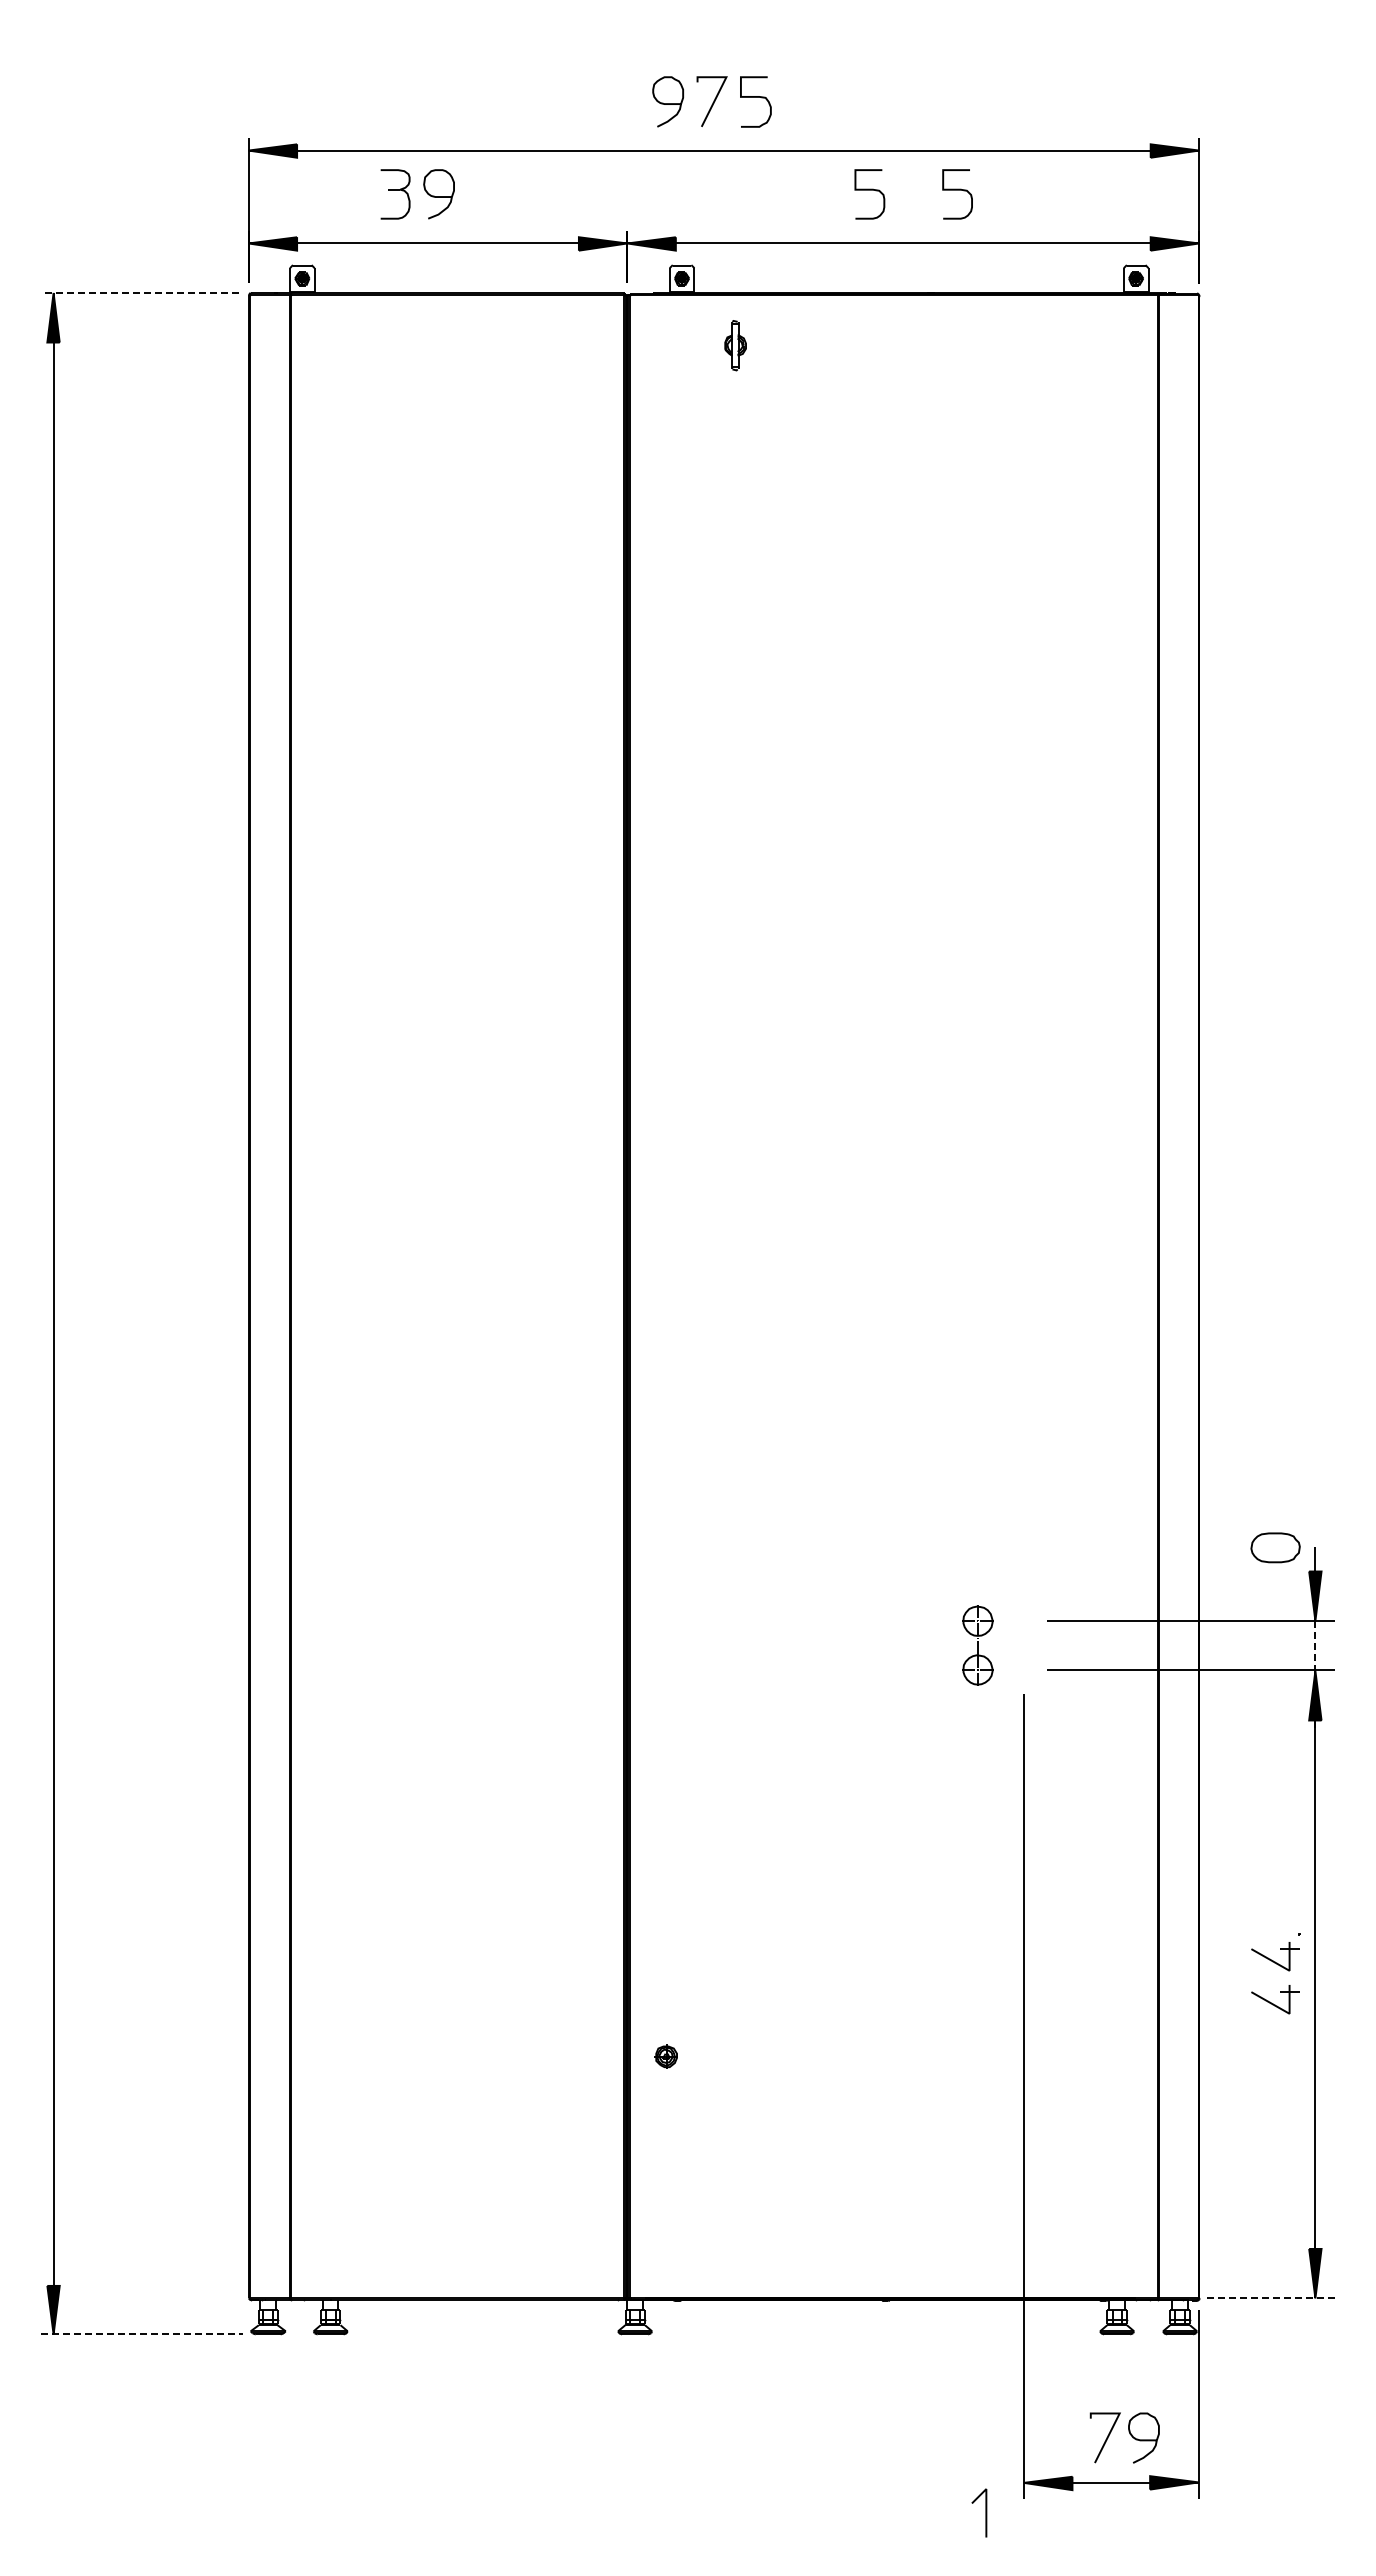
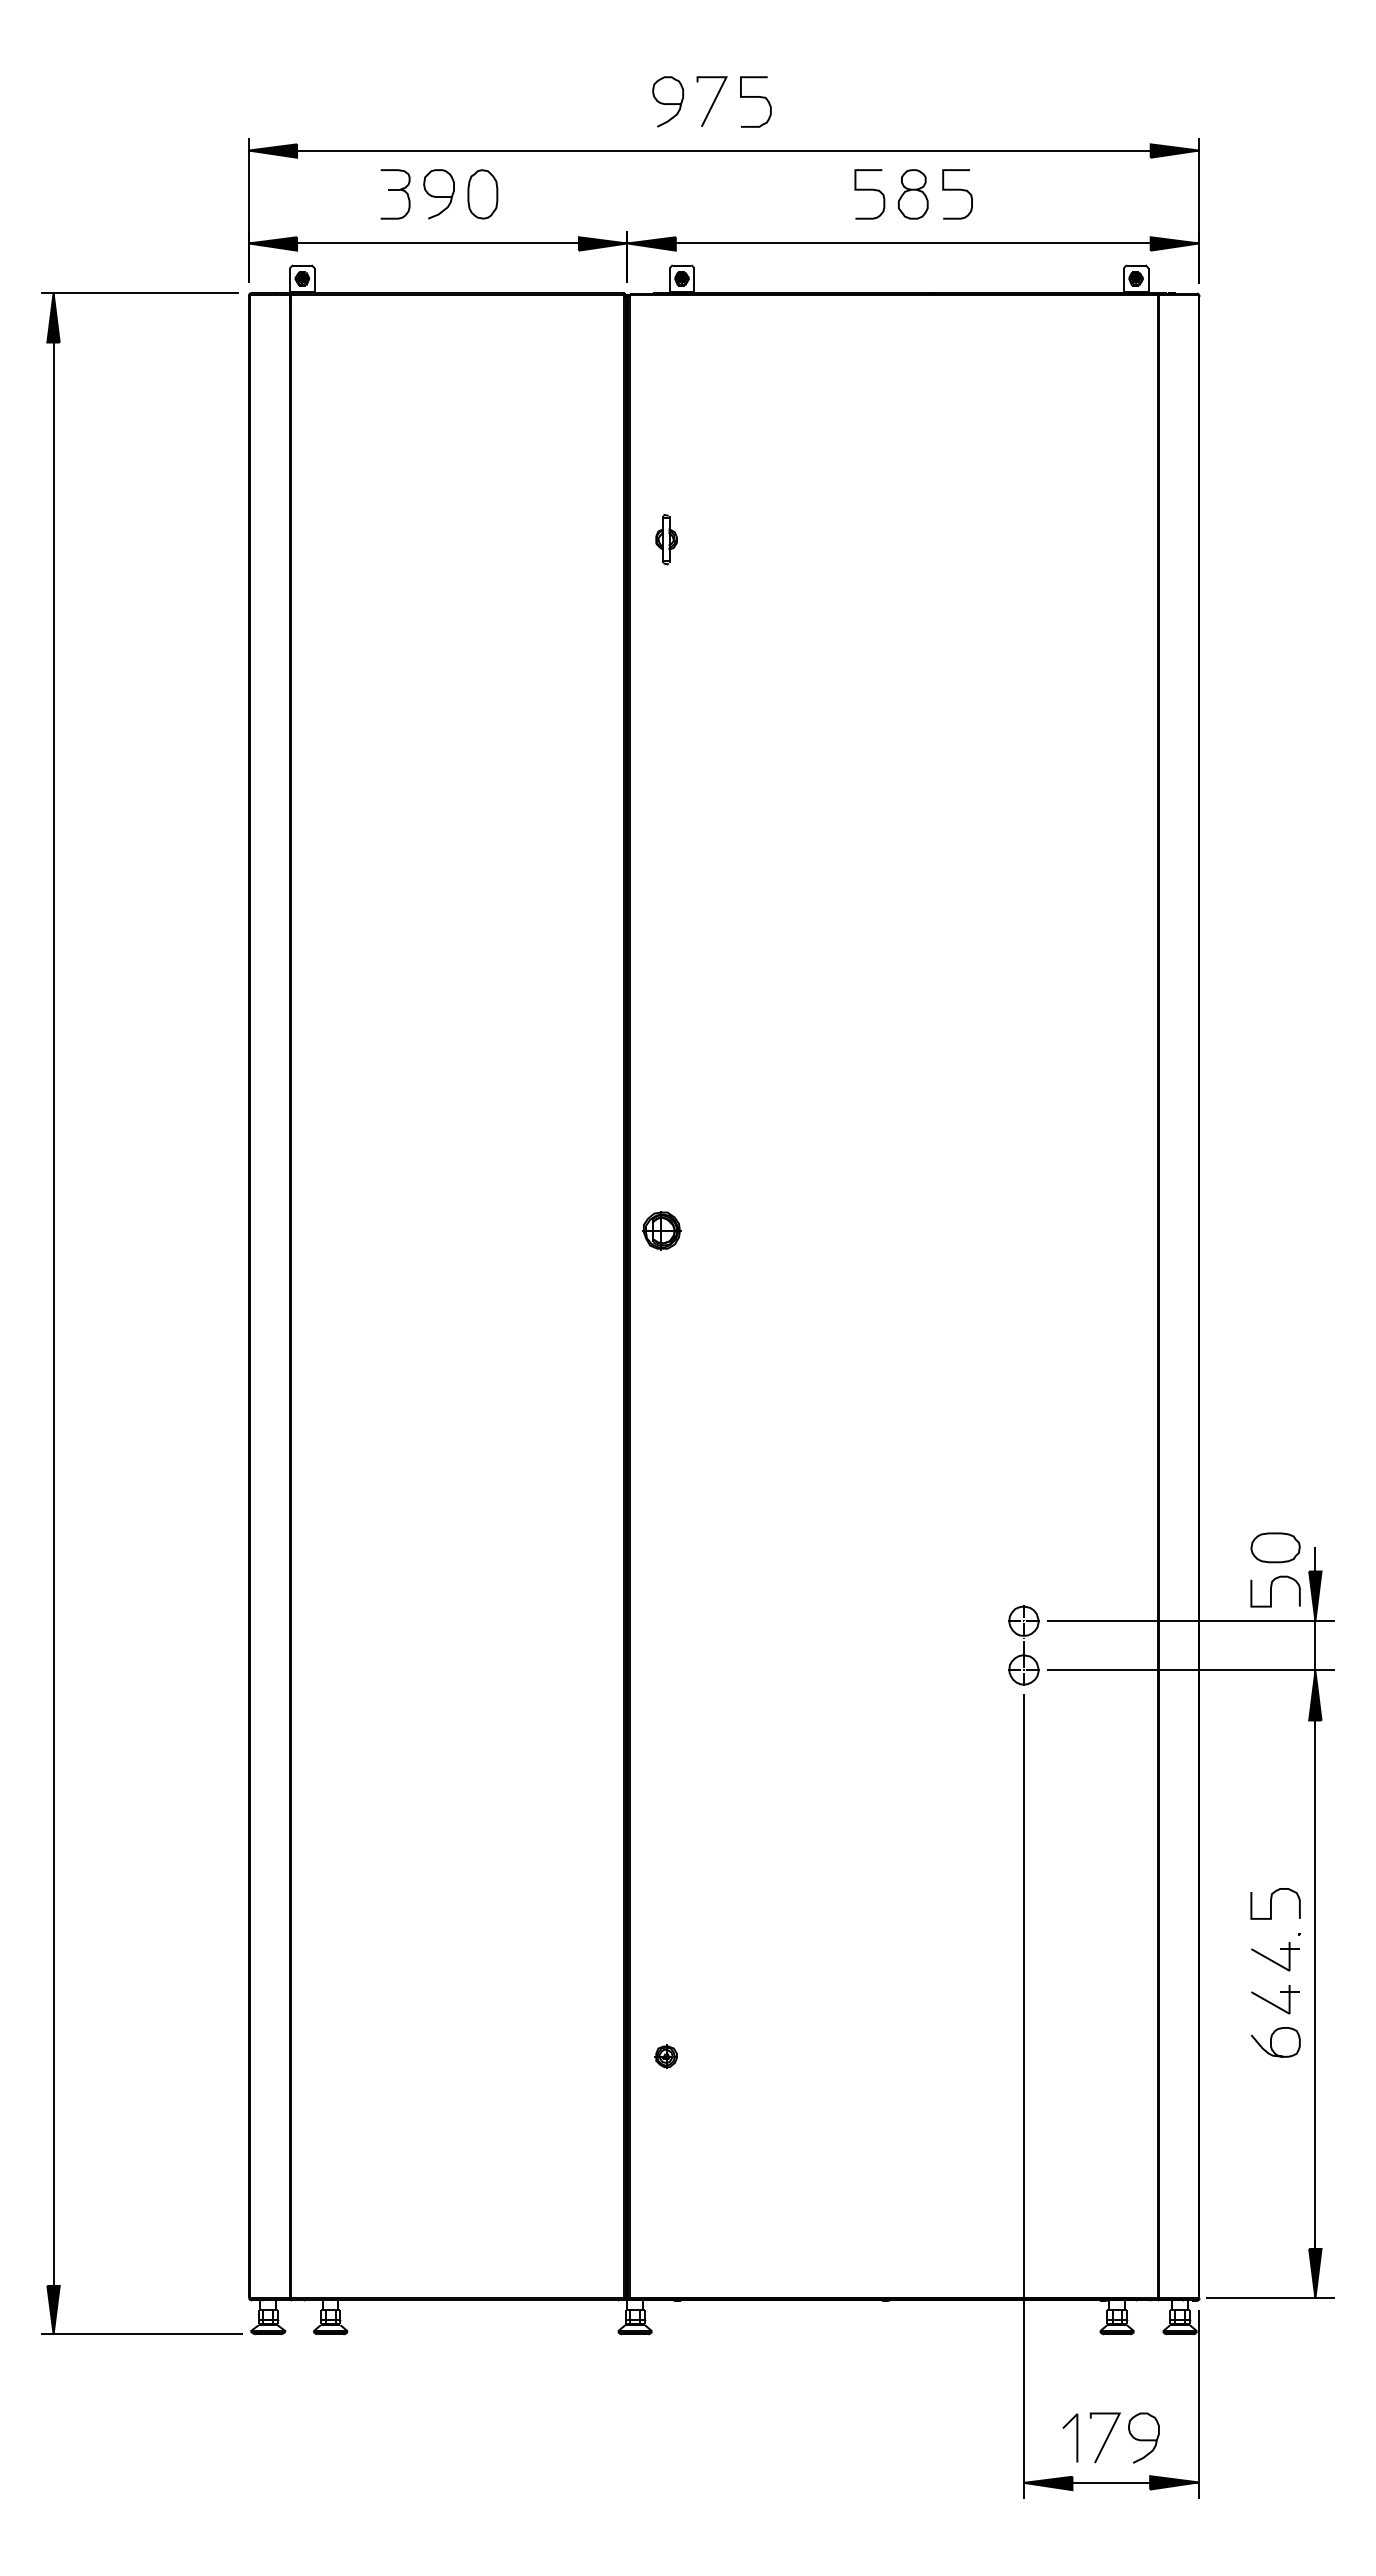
part: none -> present (482, 194)
part: none -> present (913, 194)
line: dashed -> solid (139, 293)
part position: (735, 345) -> (666, 539) (666, 539)
part: none -> present (661, 1230)
curve: none -> present (1271, 1591)
part position: (977, 1645) -> (1023, 1645) (1023, 1645)
line: dashed -> solid (1315, 1645)
curve: none -> present (1271, 1903)
curve: none -> present (1271, 2042)
line: dashed -> solid (1270, 2298)
line: dashed -> solid (142, 2334)
line position: (985, 2512) -> (1076, 2437) (1076, 2437)
